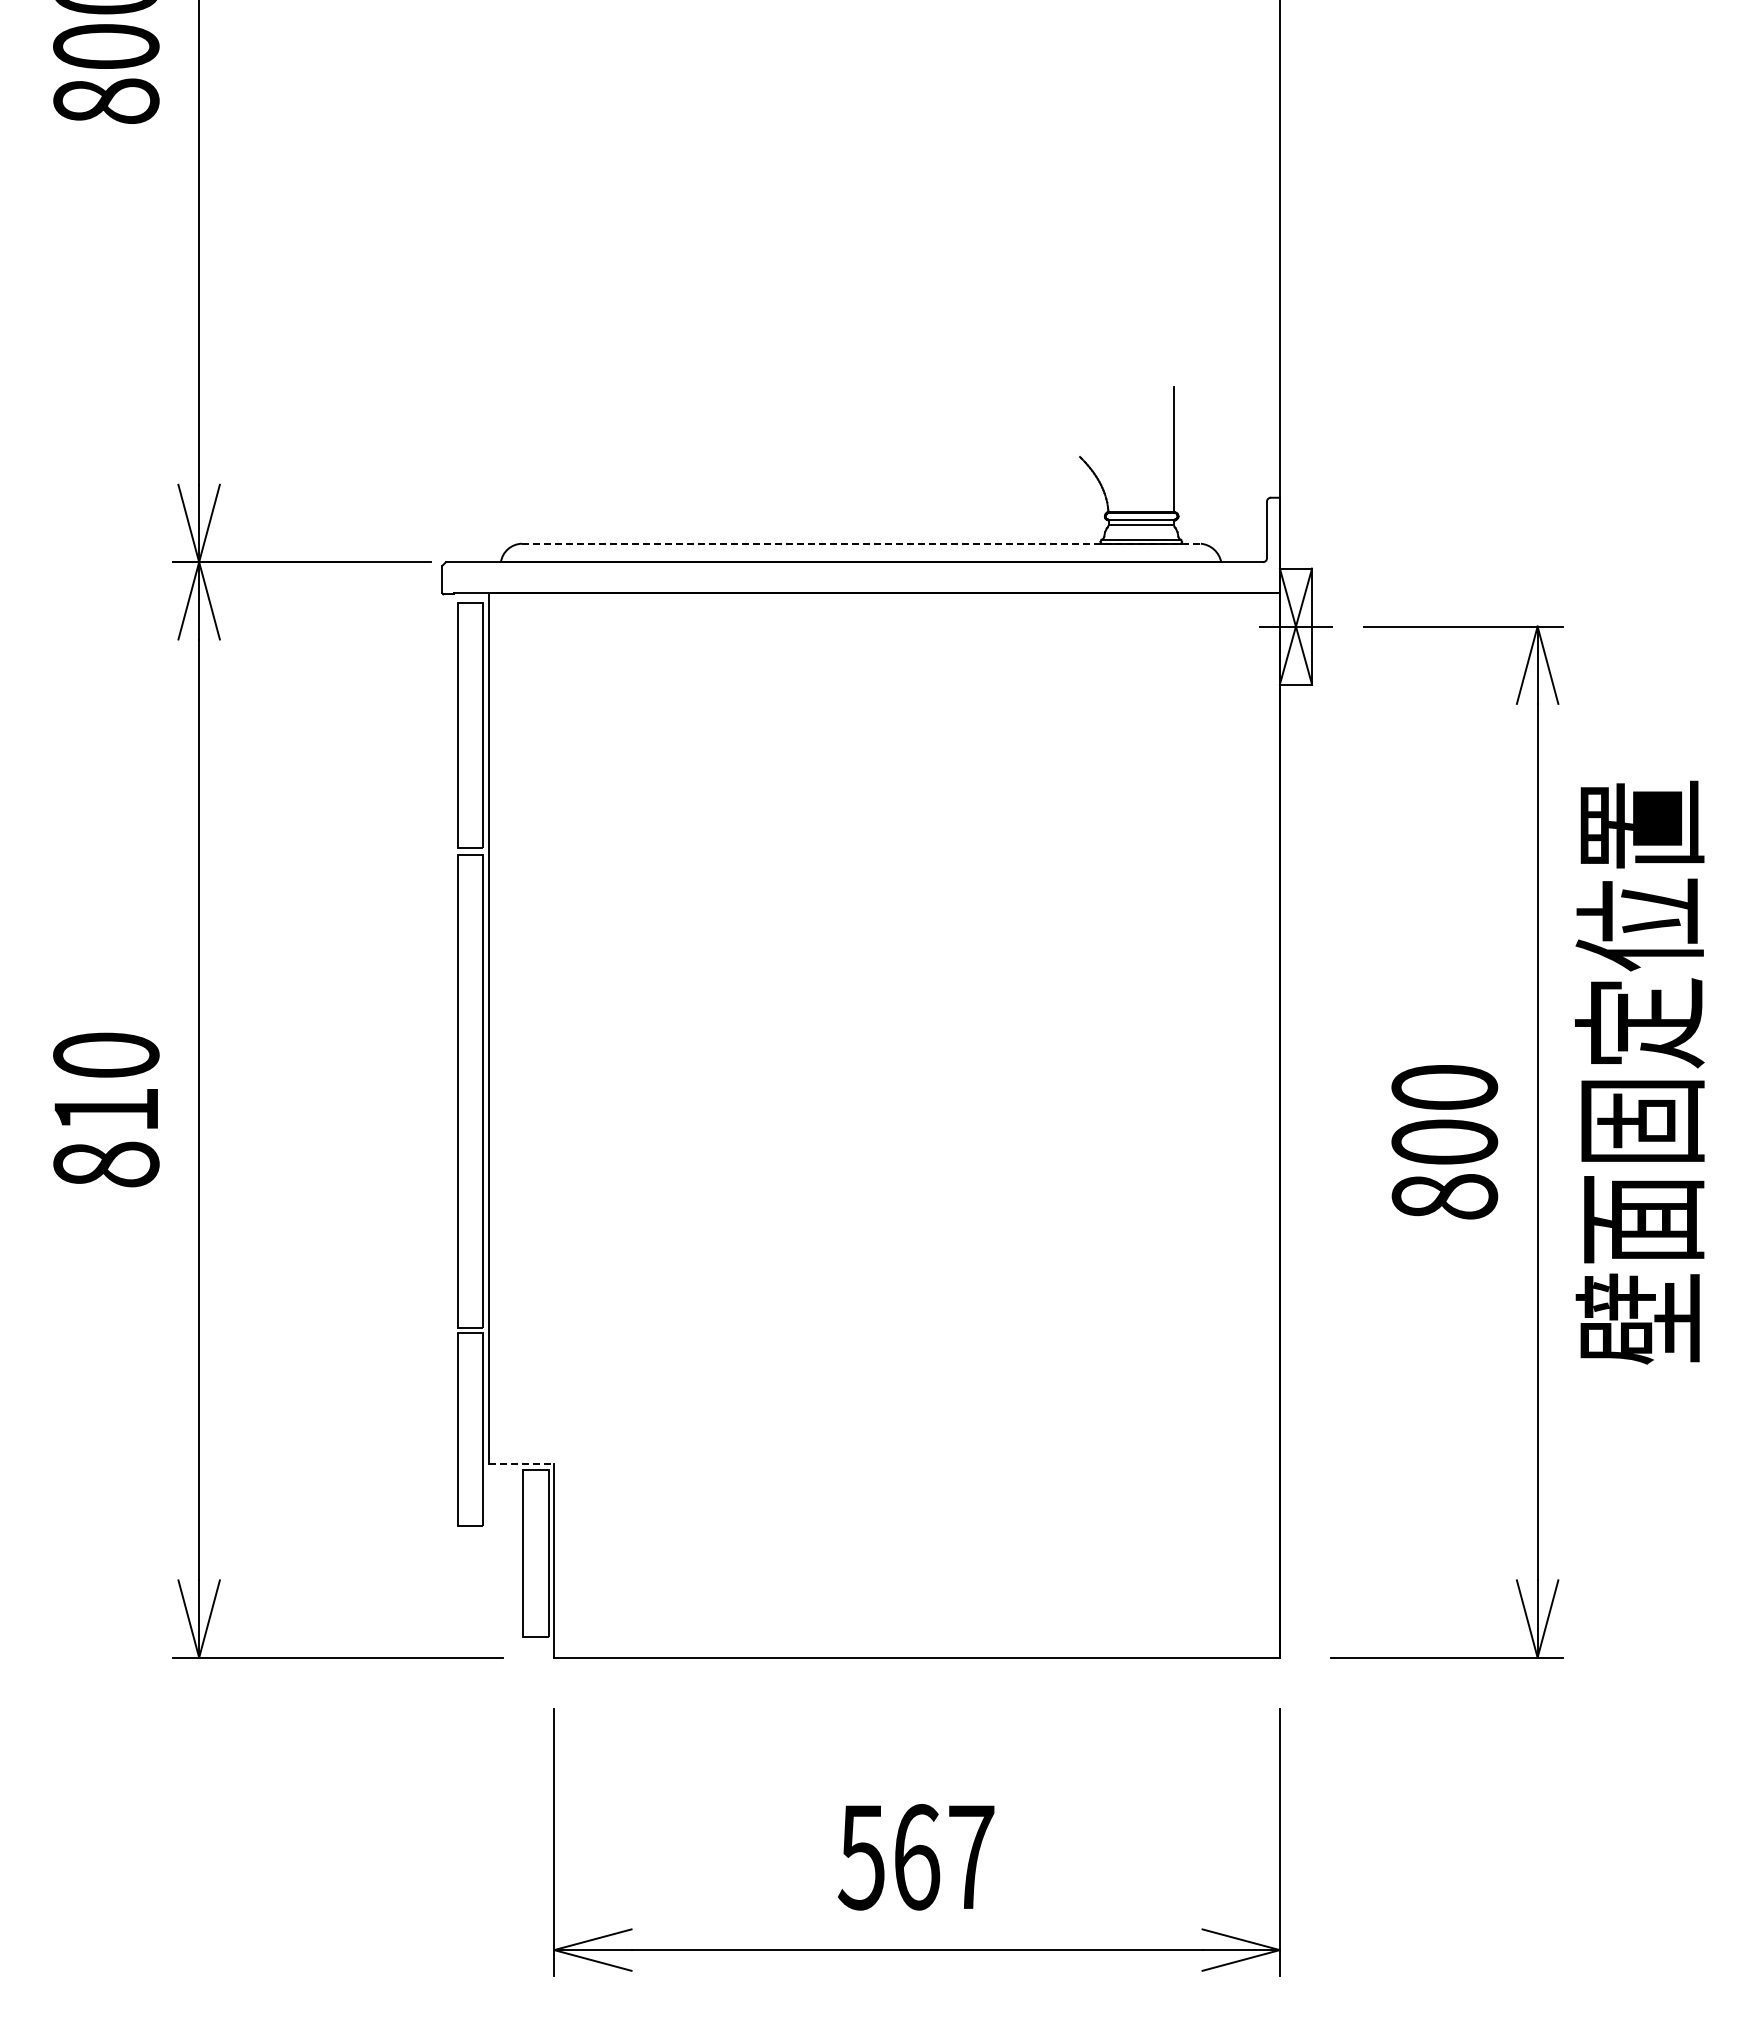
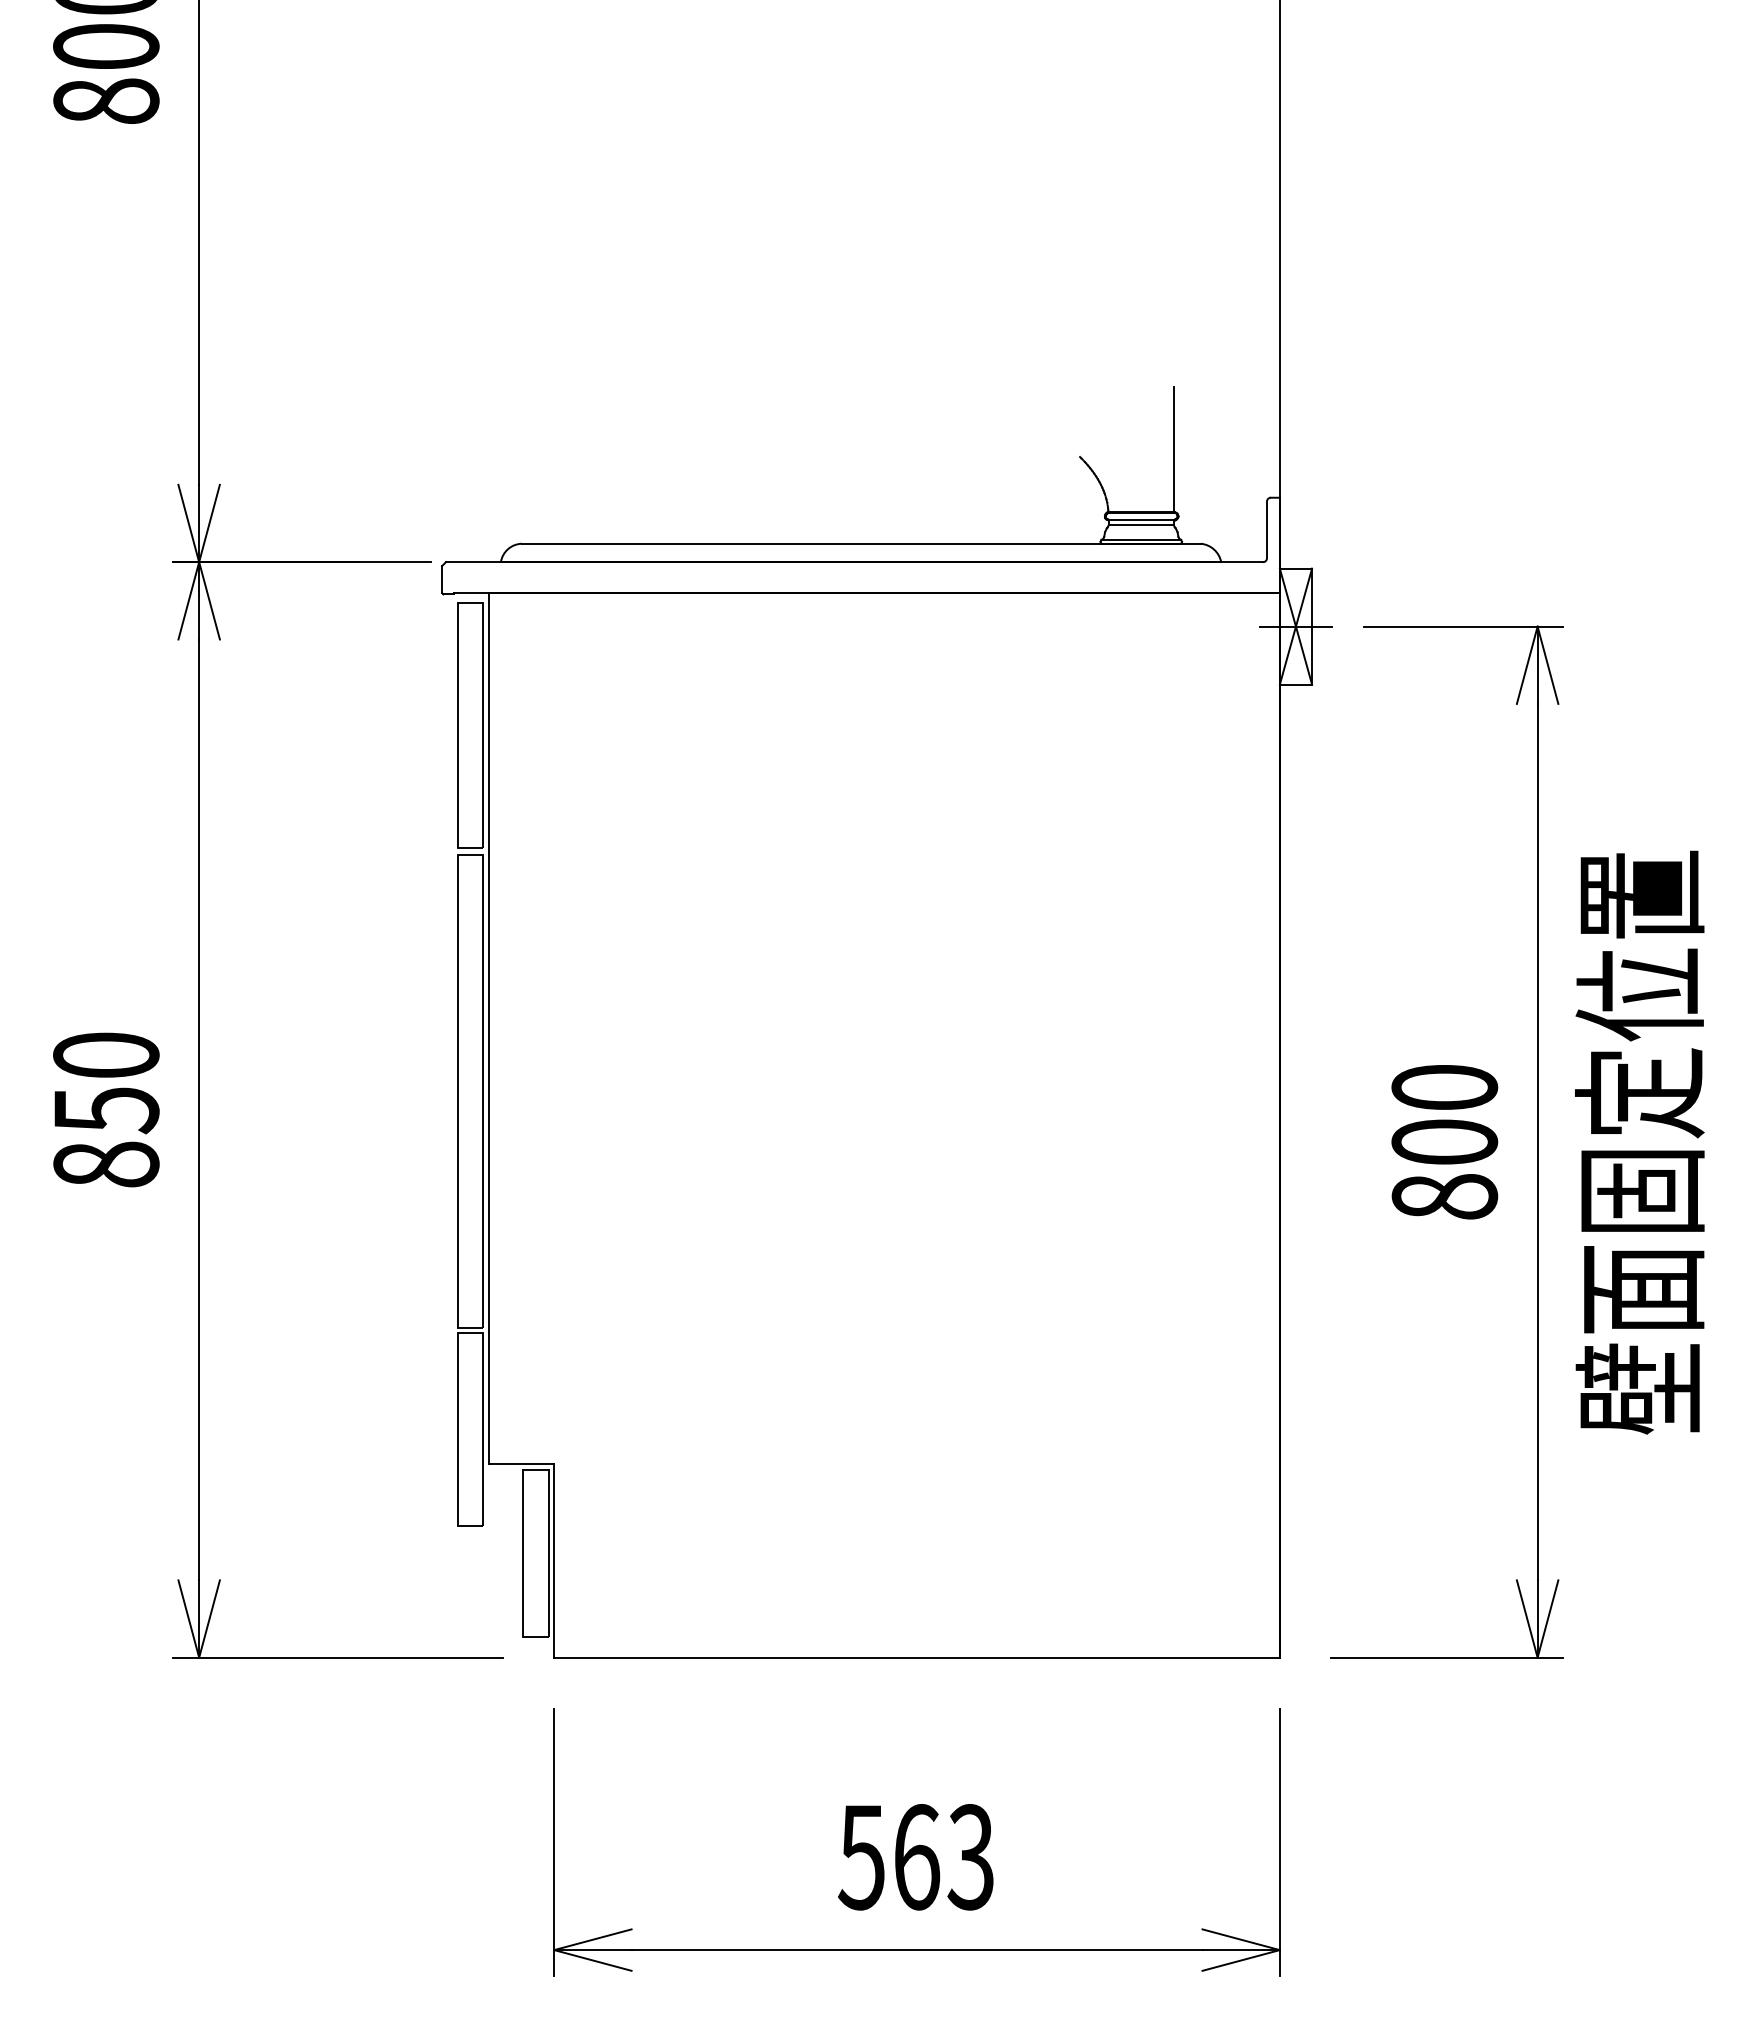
line: dashed -> solid (861, 543)
text position: (1639, 1072) -> (1639, 1142) (1639, 1142)
text: 810 -> 850 (106, 1110)
line: dashed -> solid (521, 1464)
text: 567 -> 563 (970, 1857)
